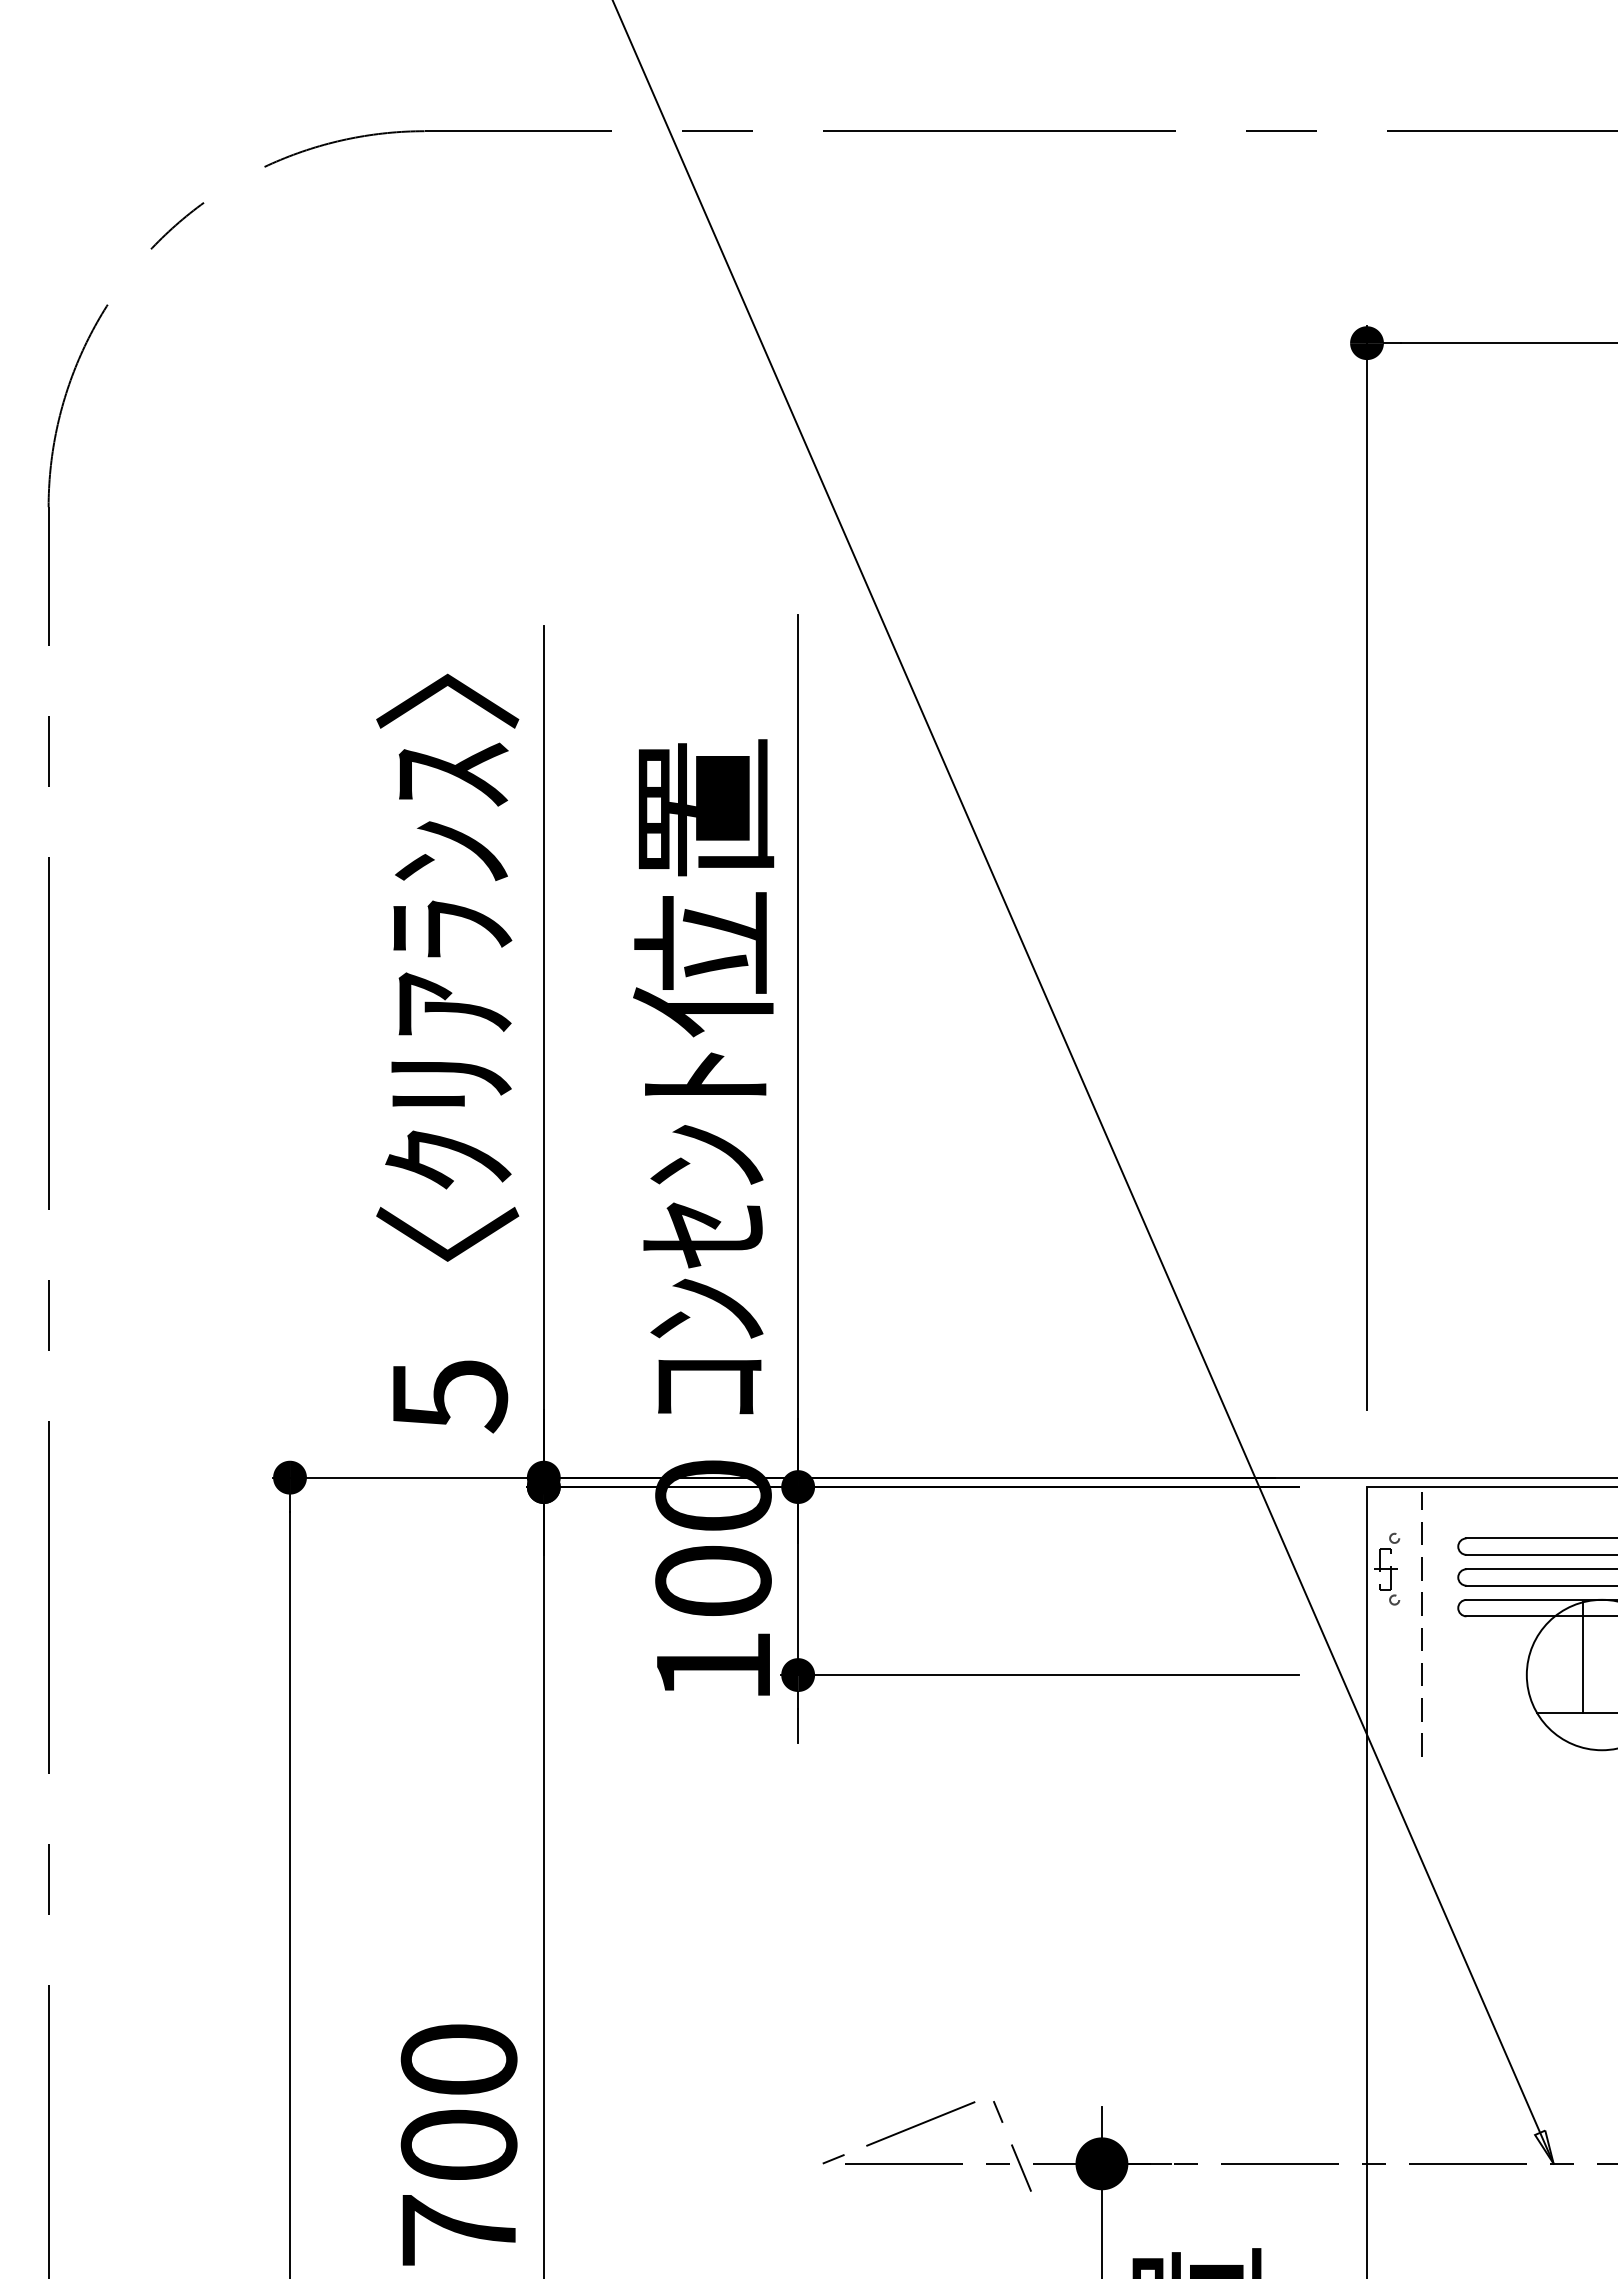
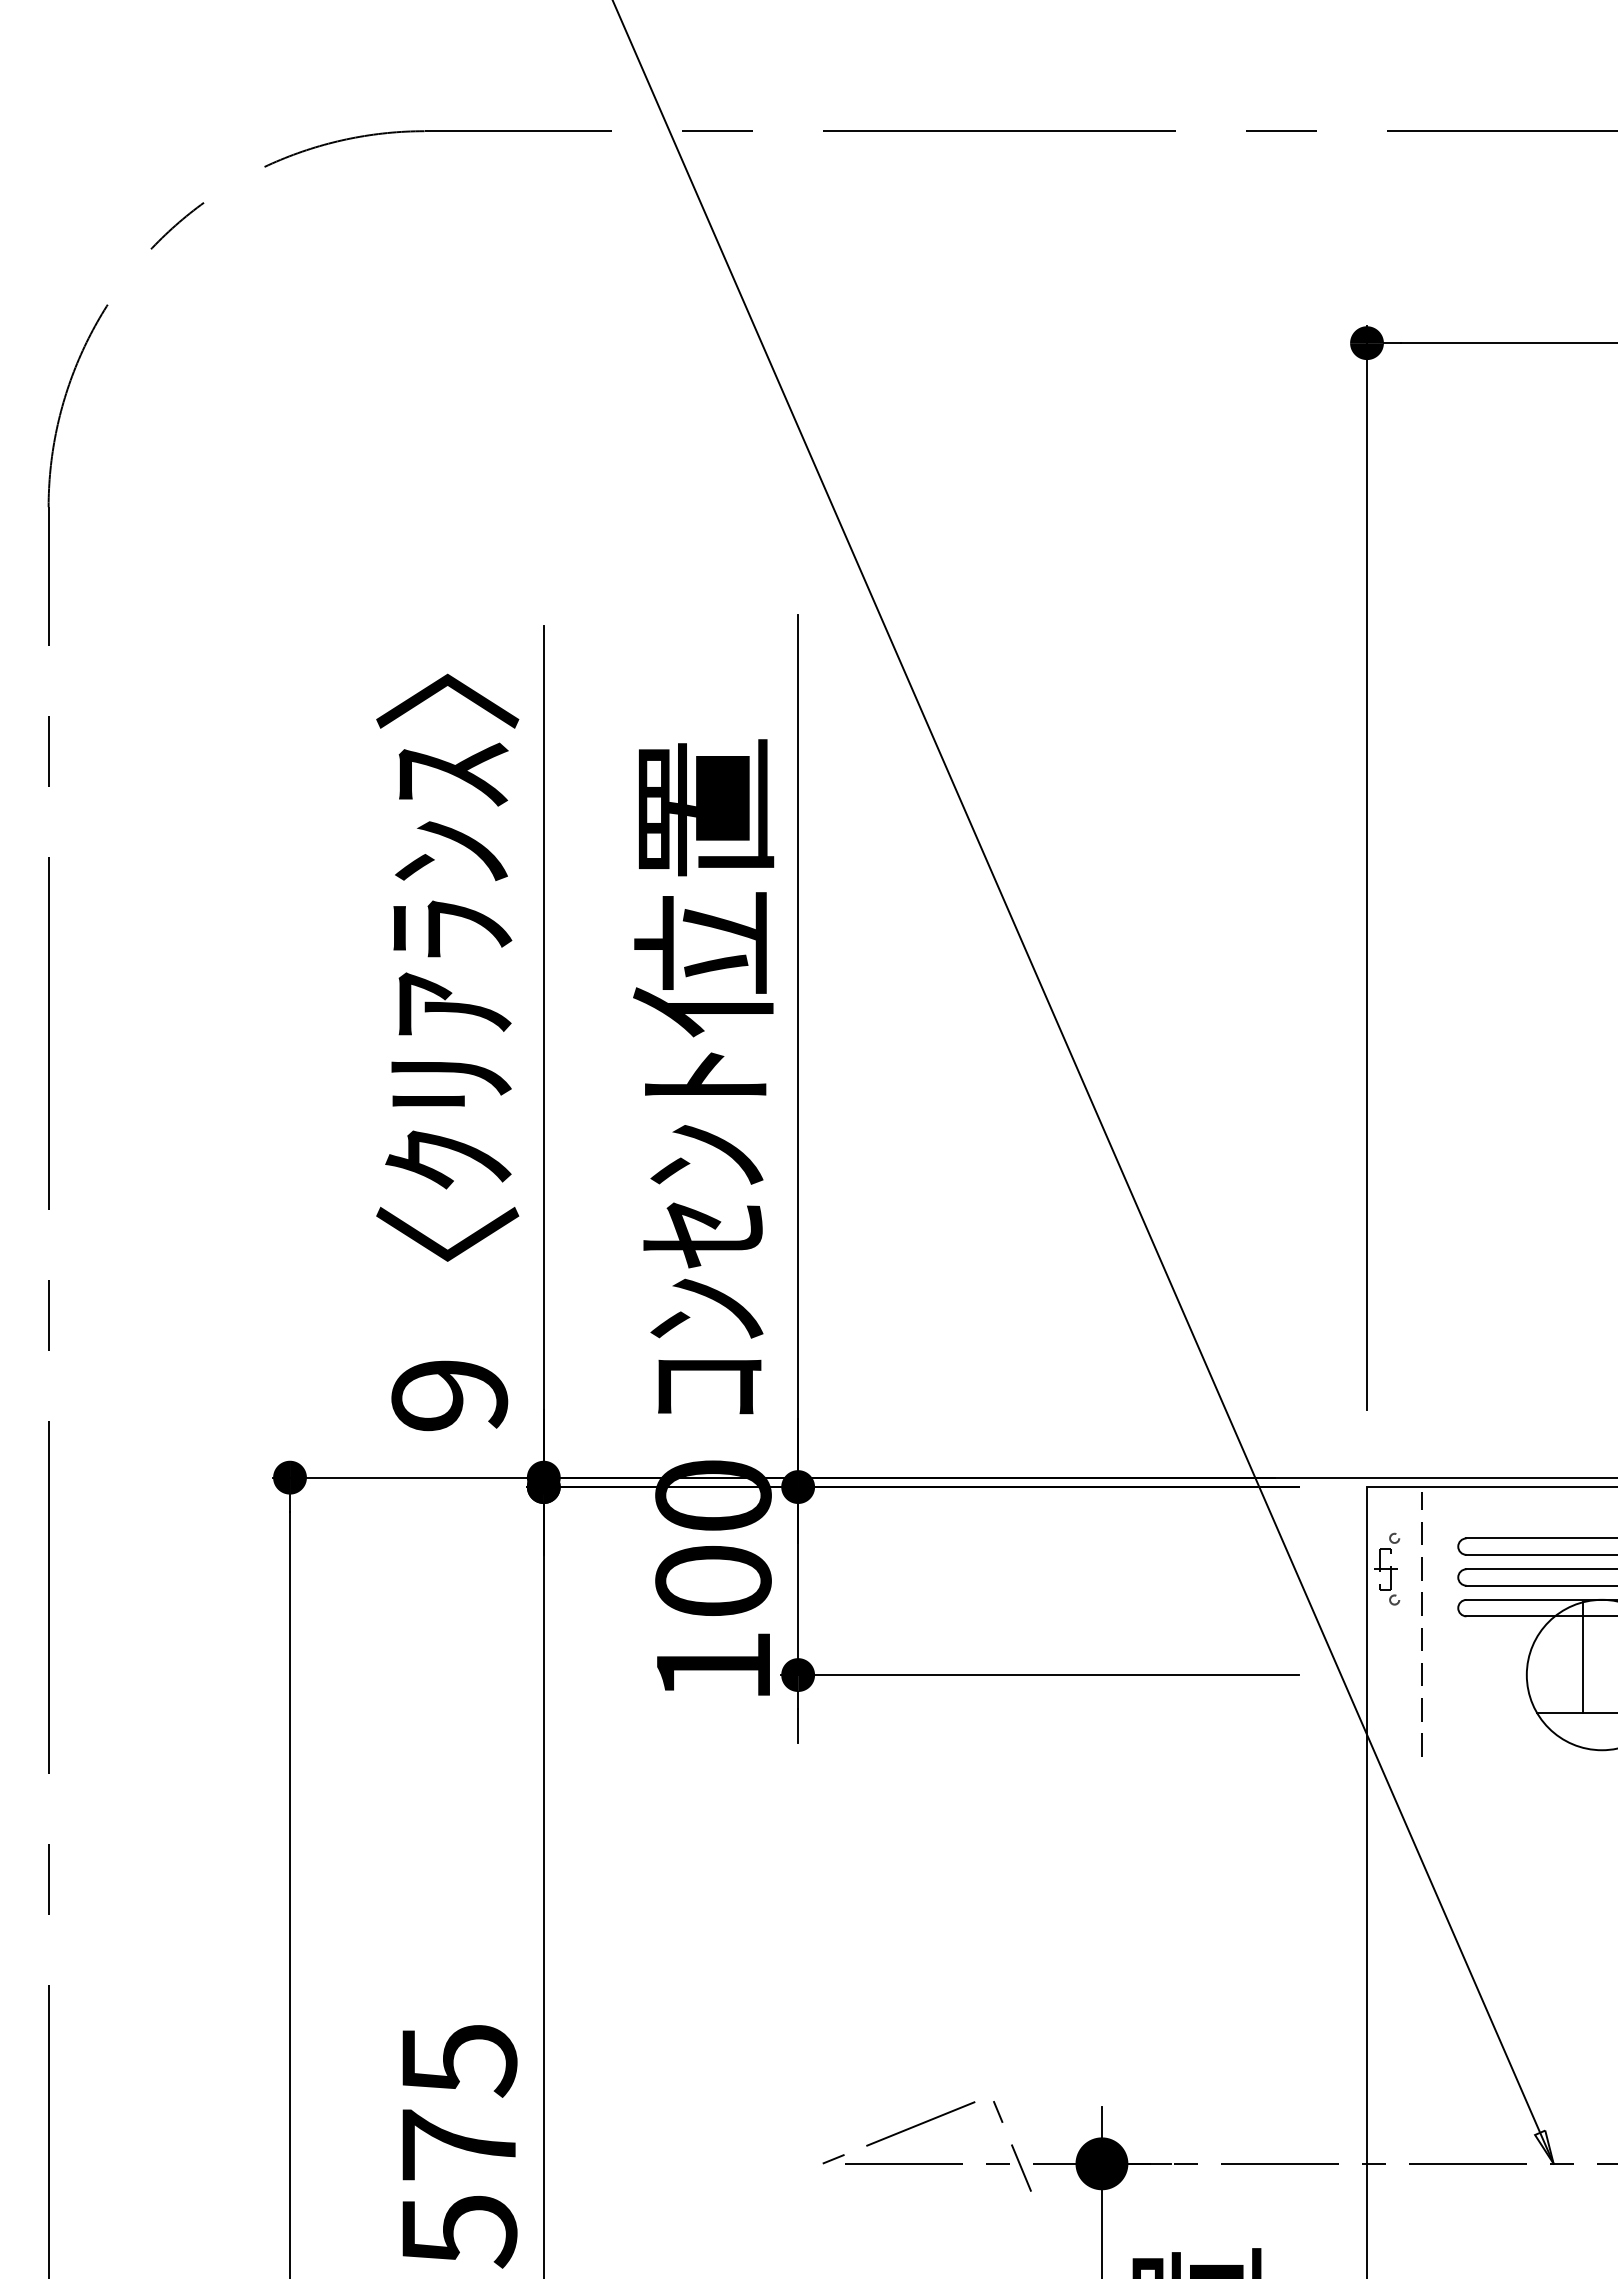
text: 5 -> 9 (449, 1396)
text: 700 -> 575 (458, 2146)
